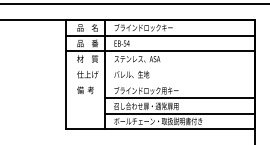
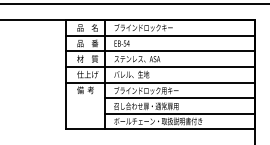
line: none -> present (159, 66)
line: none -> present (159, 82)
